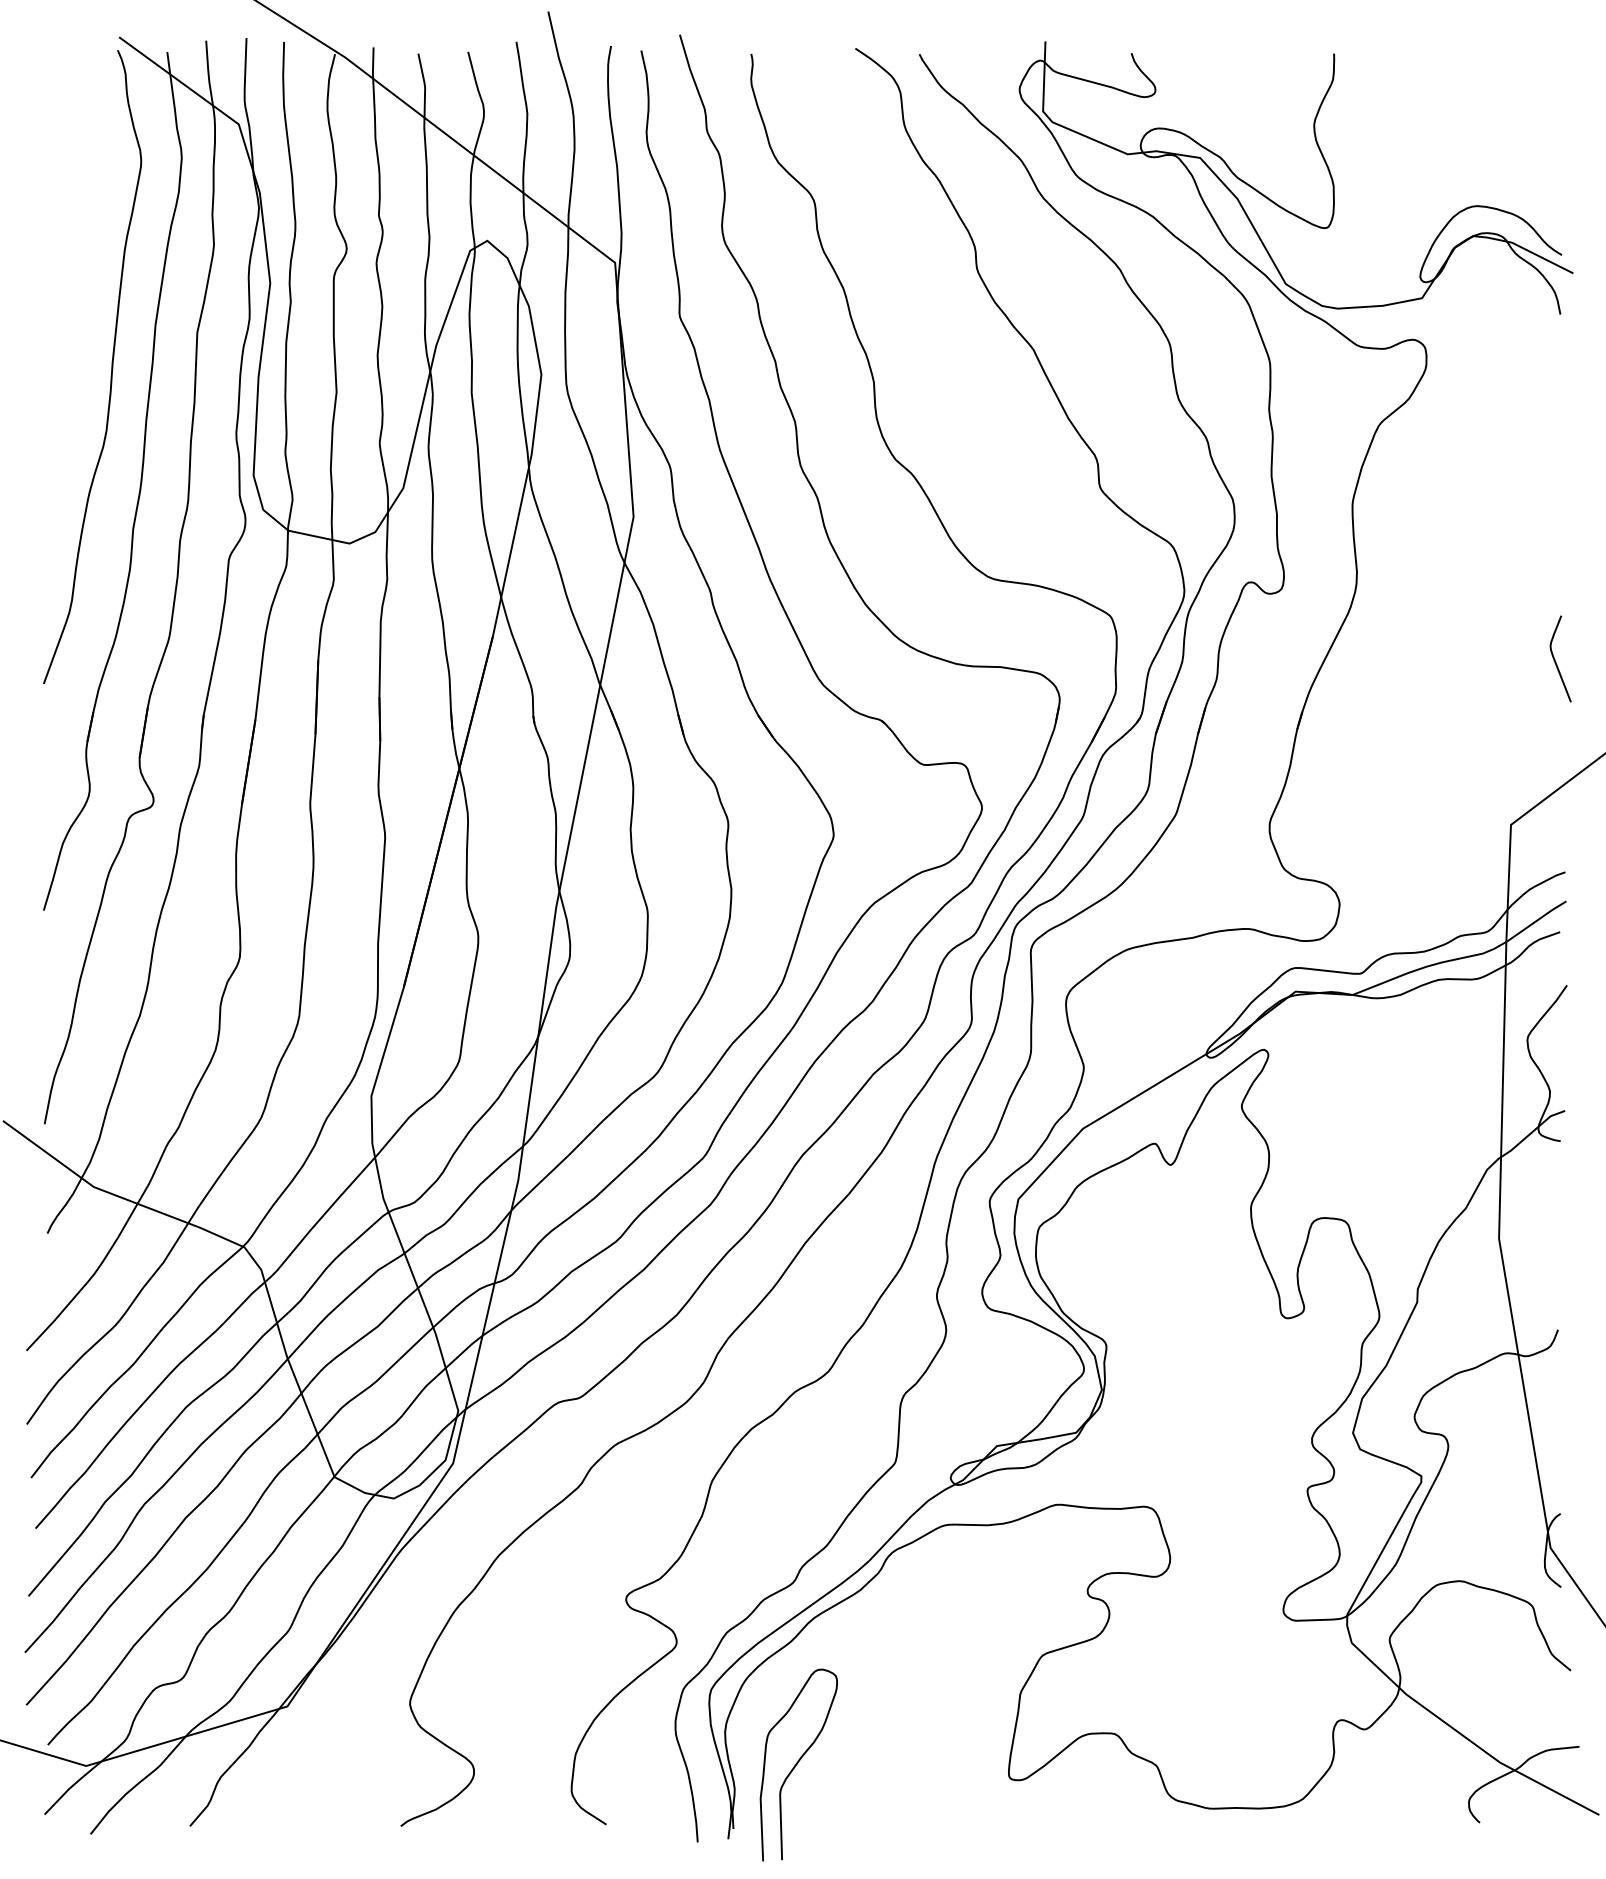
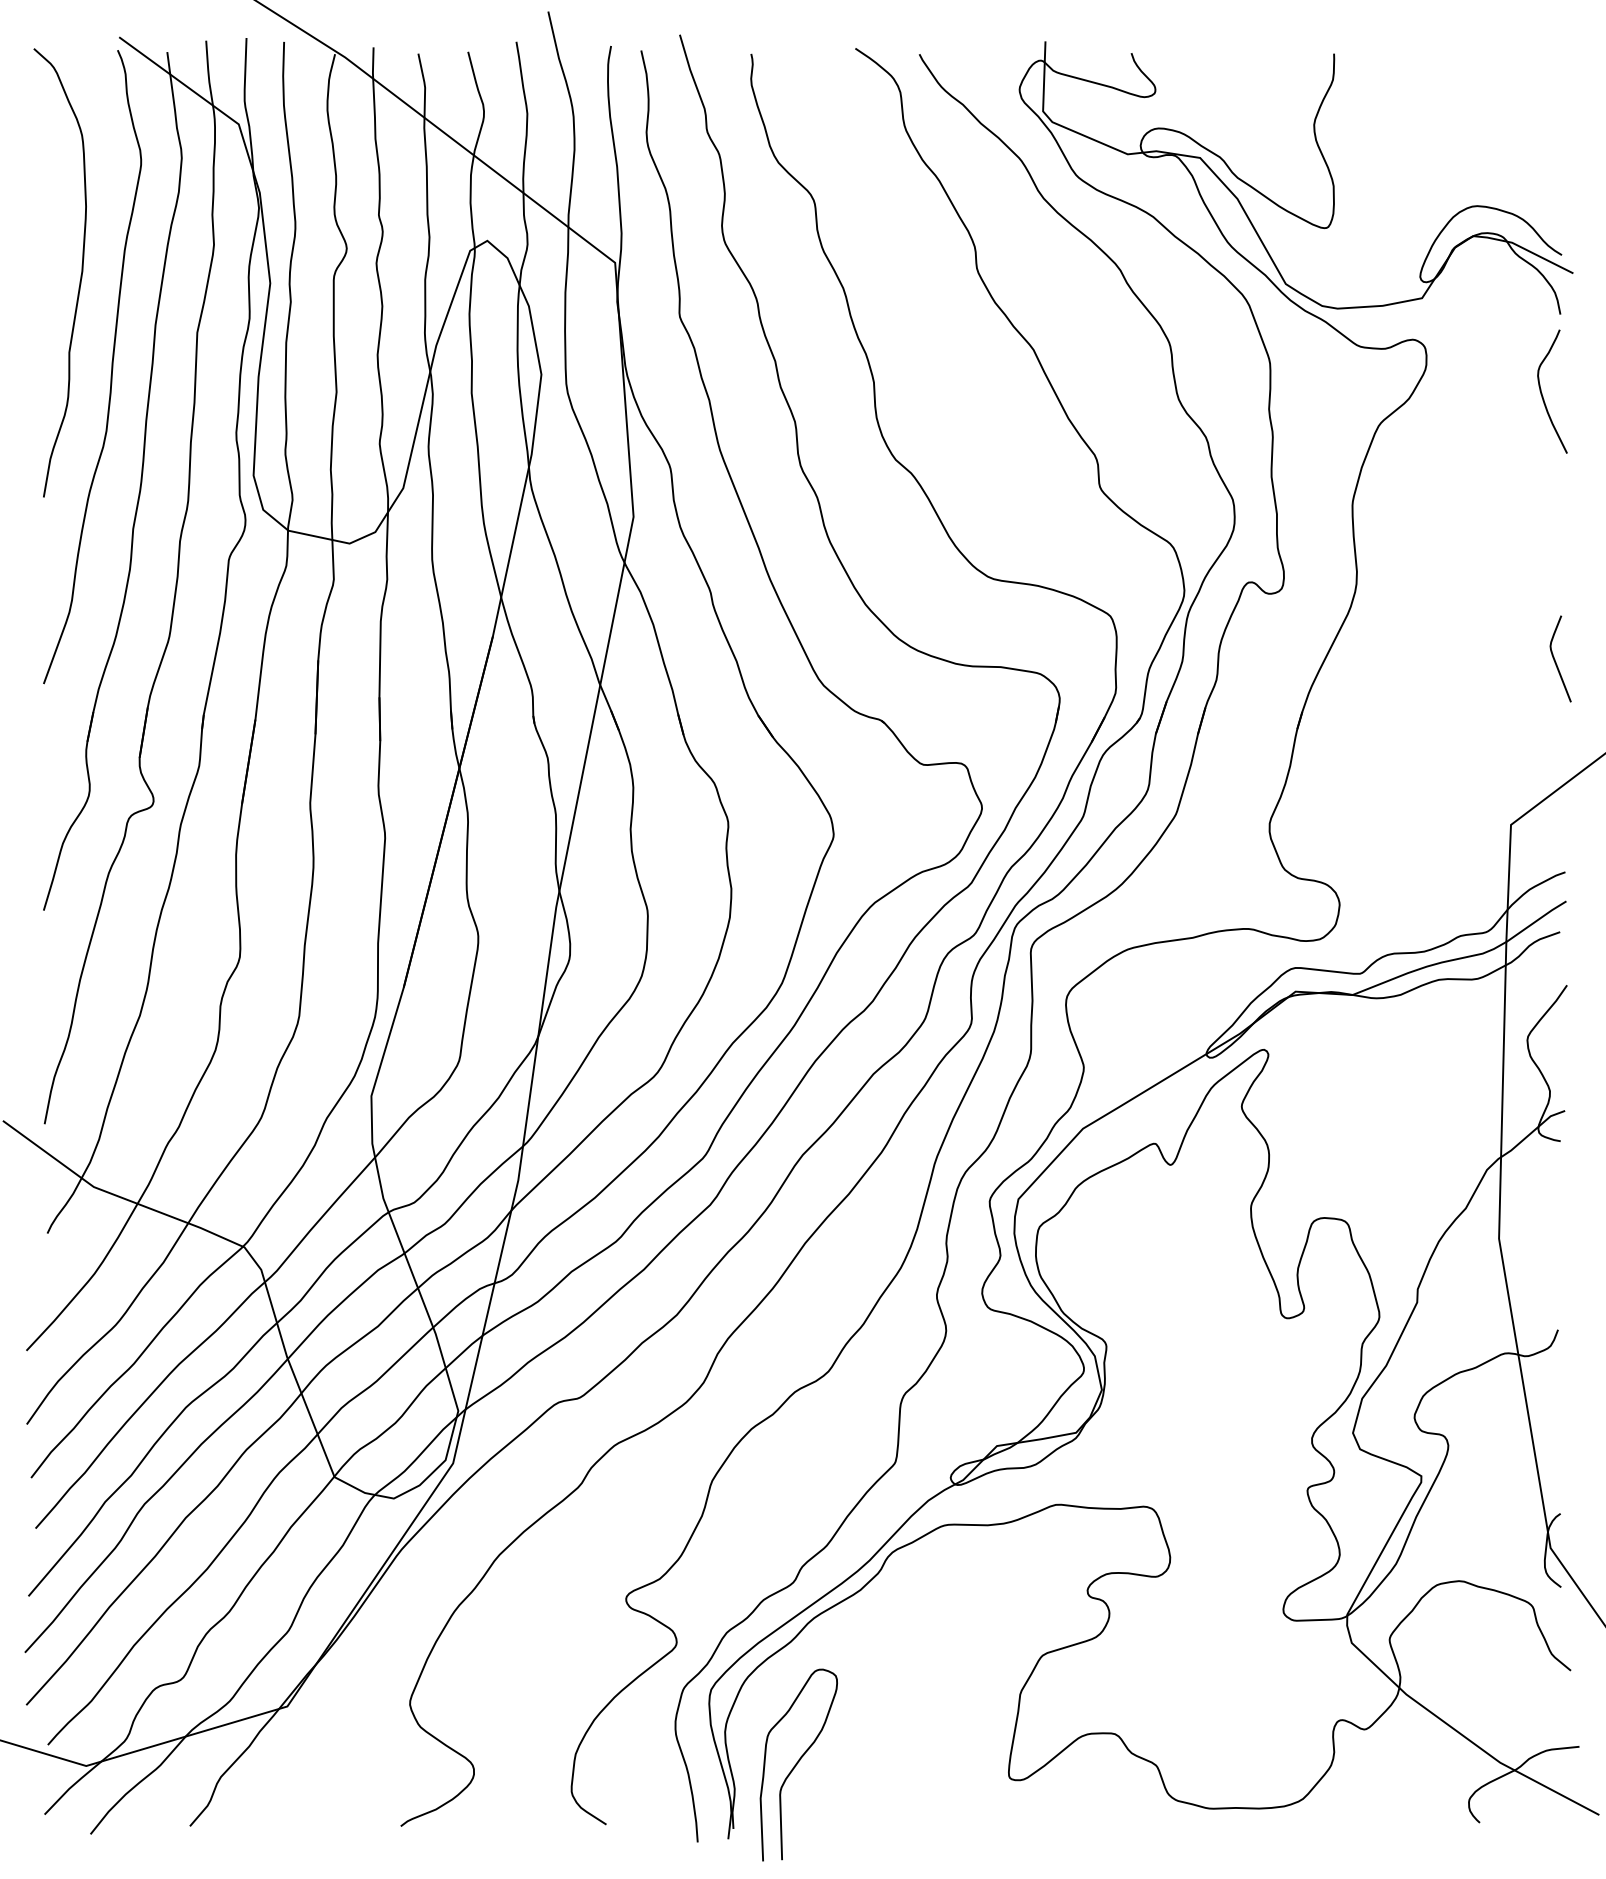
curve: none -> present (80, 275)
curve: none -> present (1542, 393)
